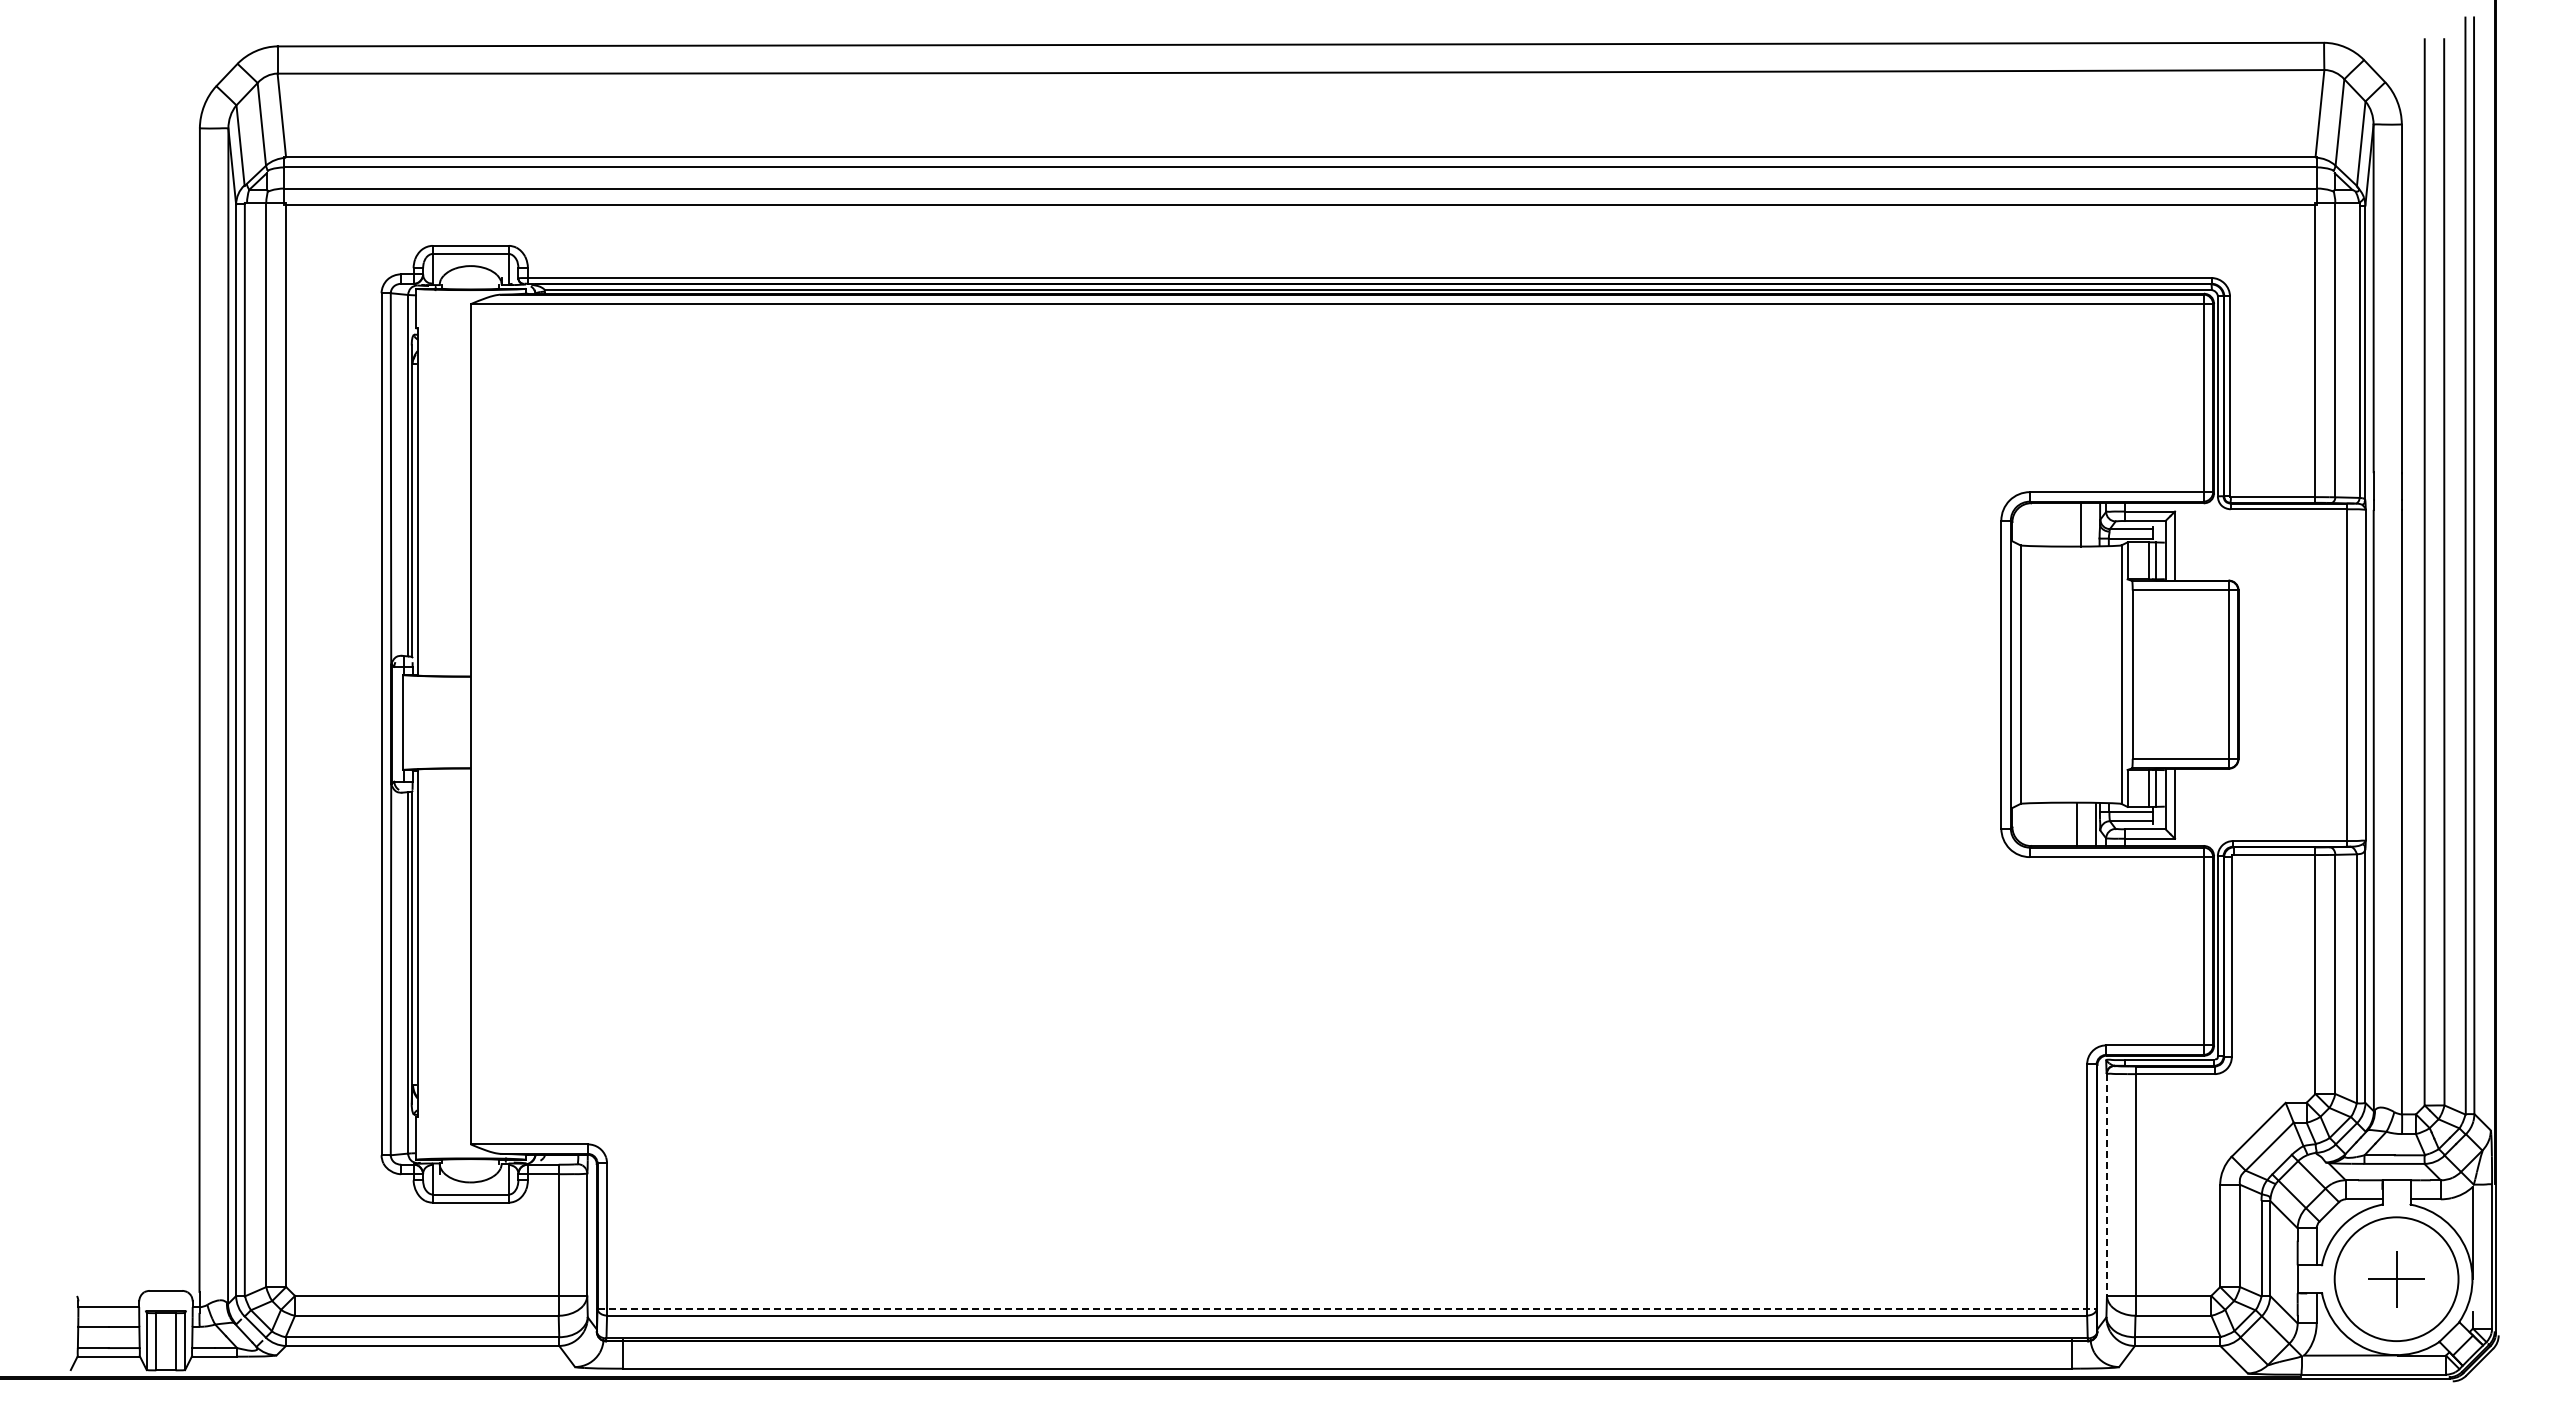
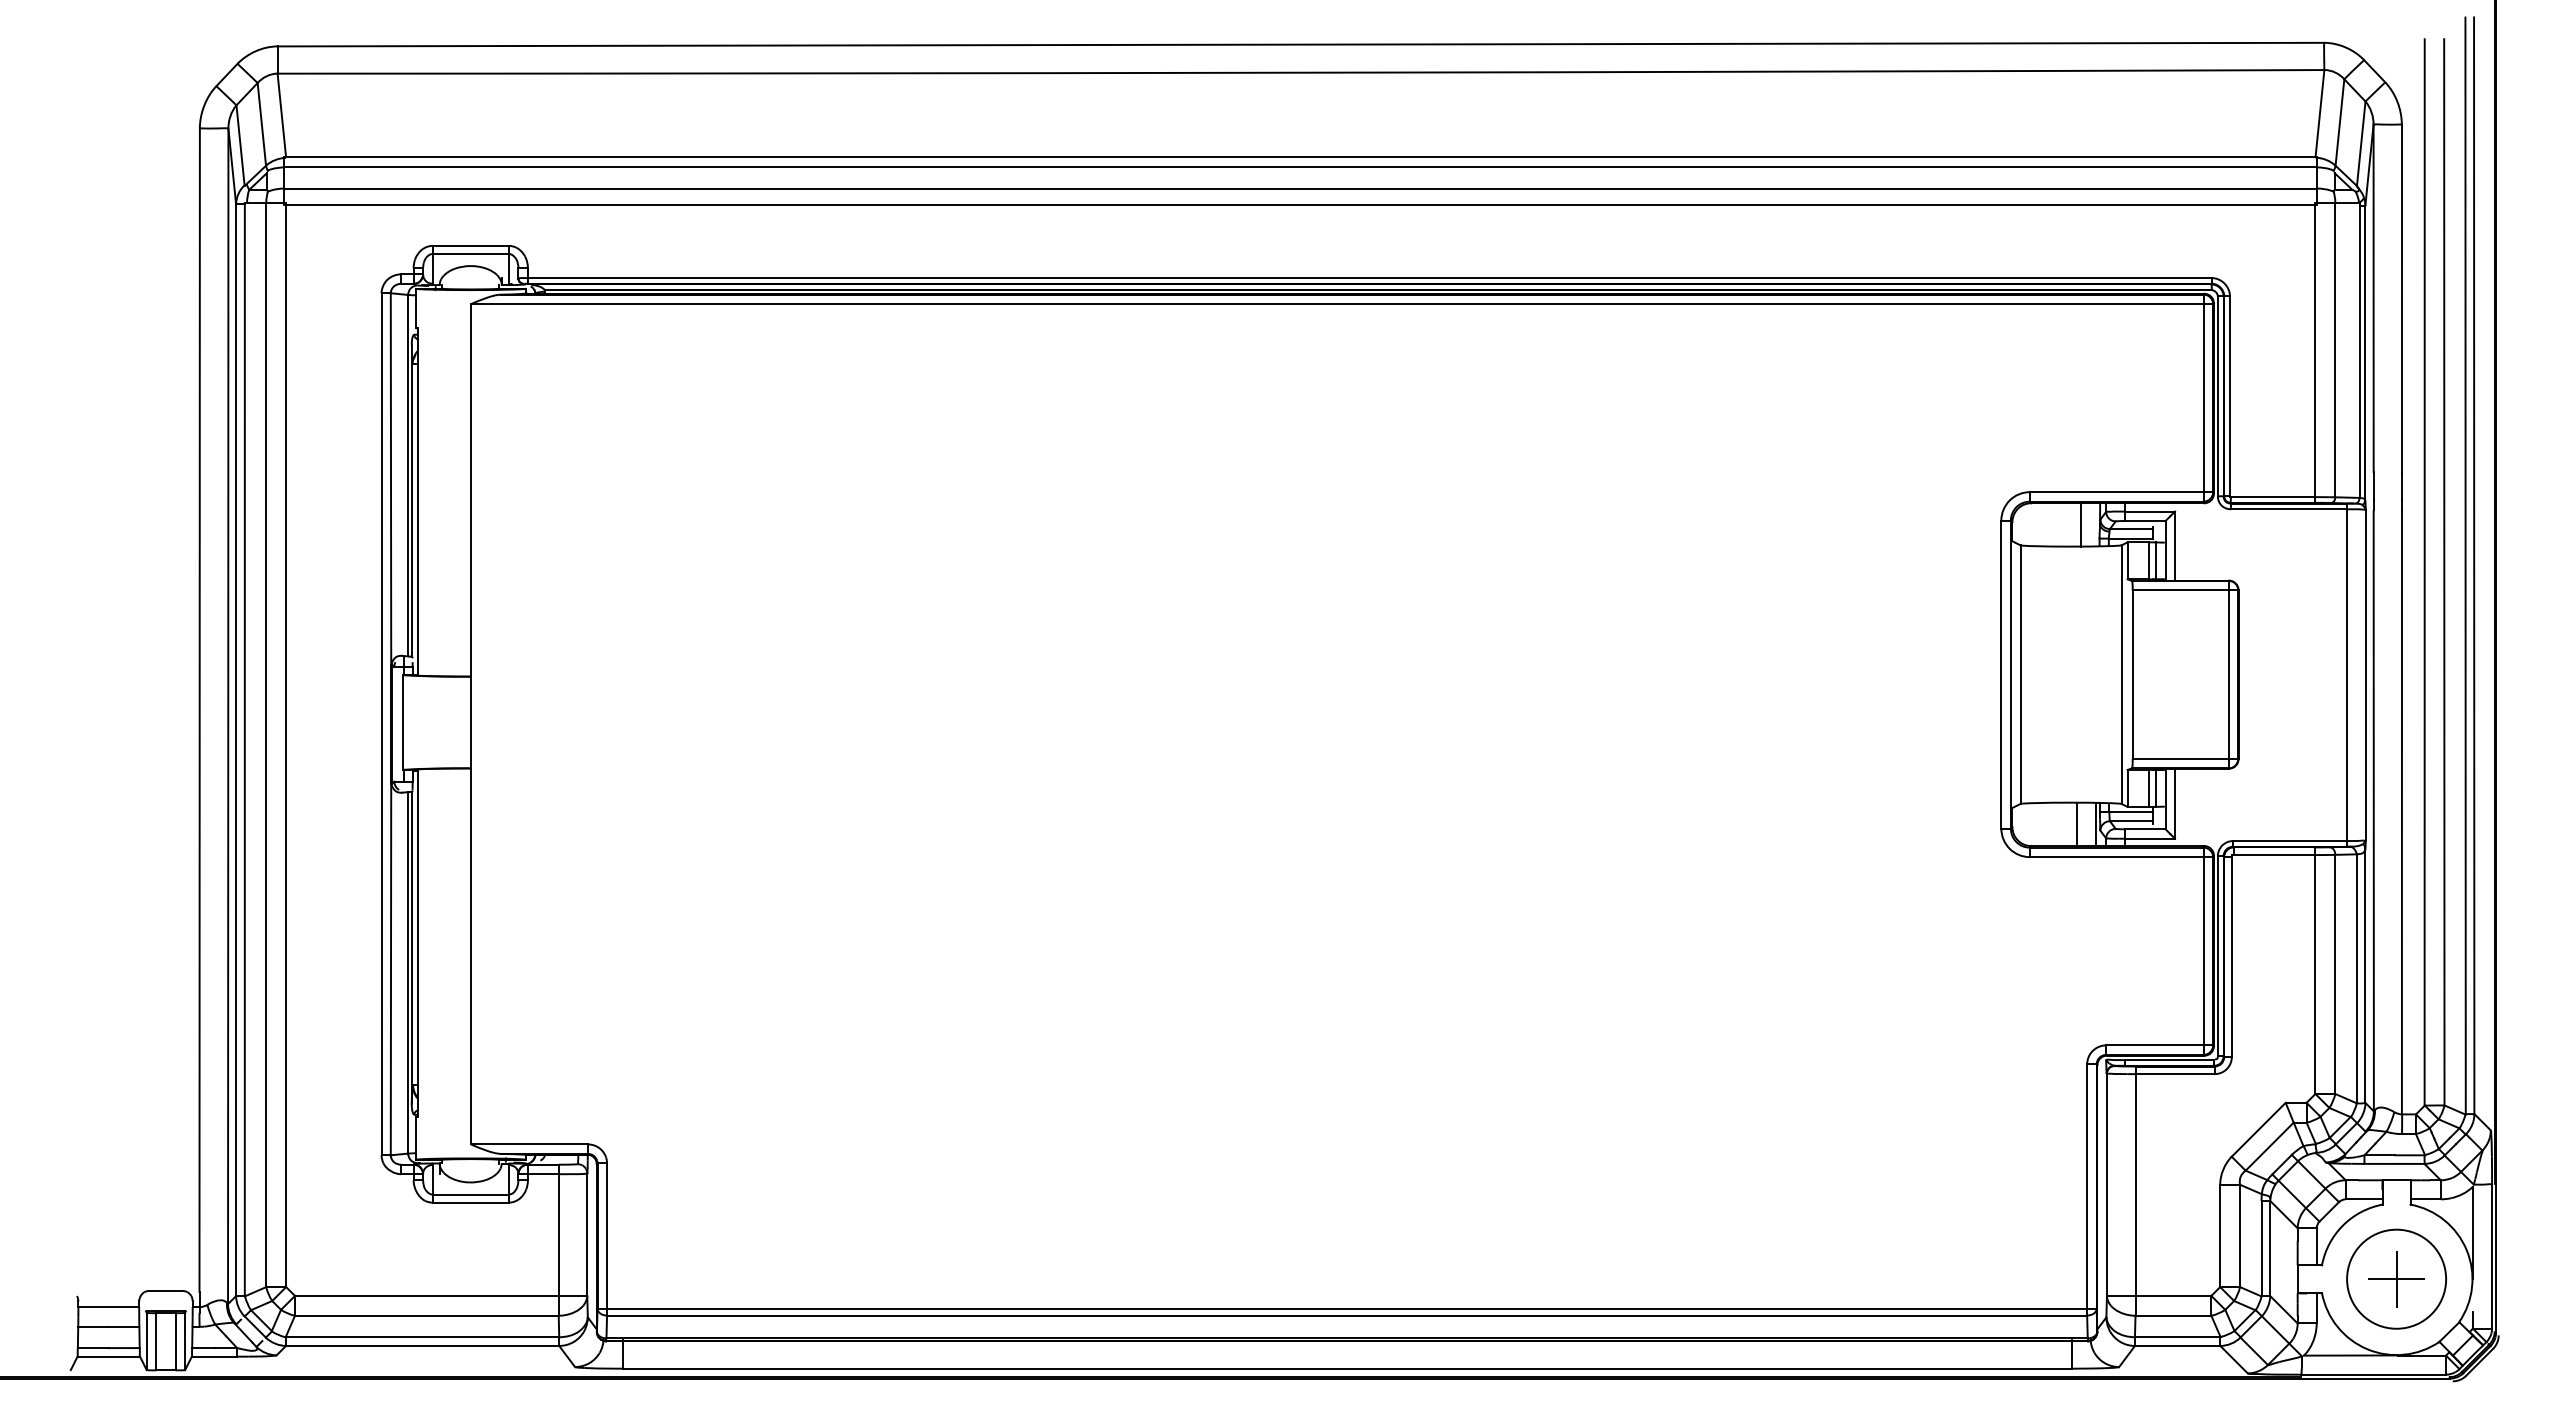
line: dashed -> solid (2106, 1185)
circle diameter: 124 px -> 99 px (2396, 1278)
line: dashed -> solid (1347, 1308)
